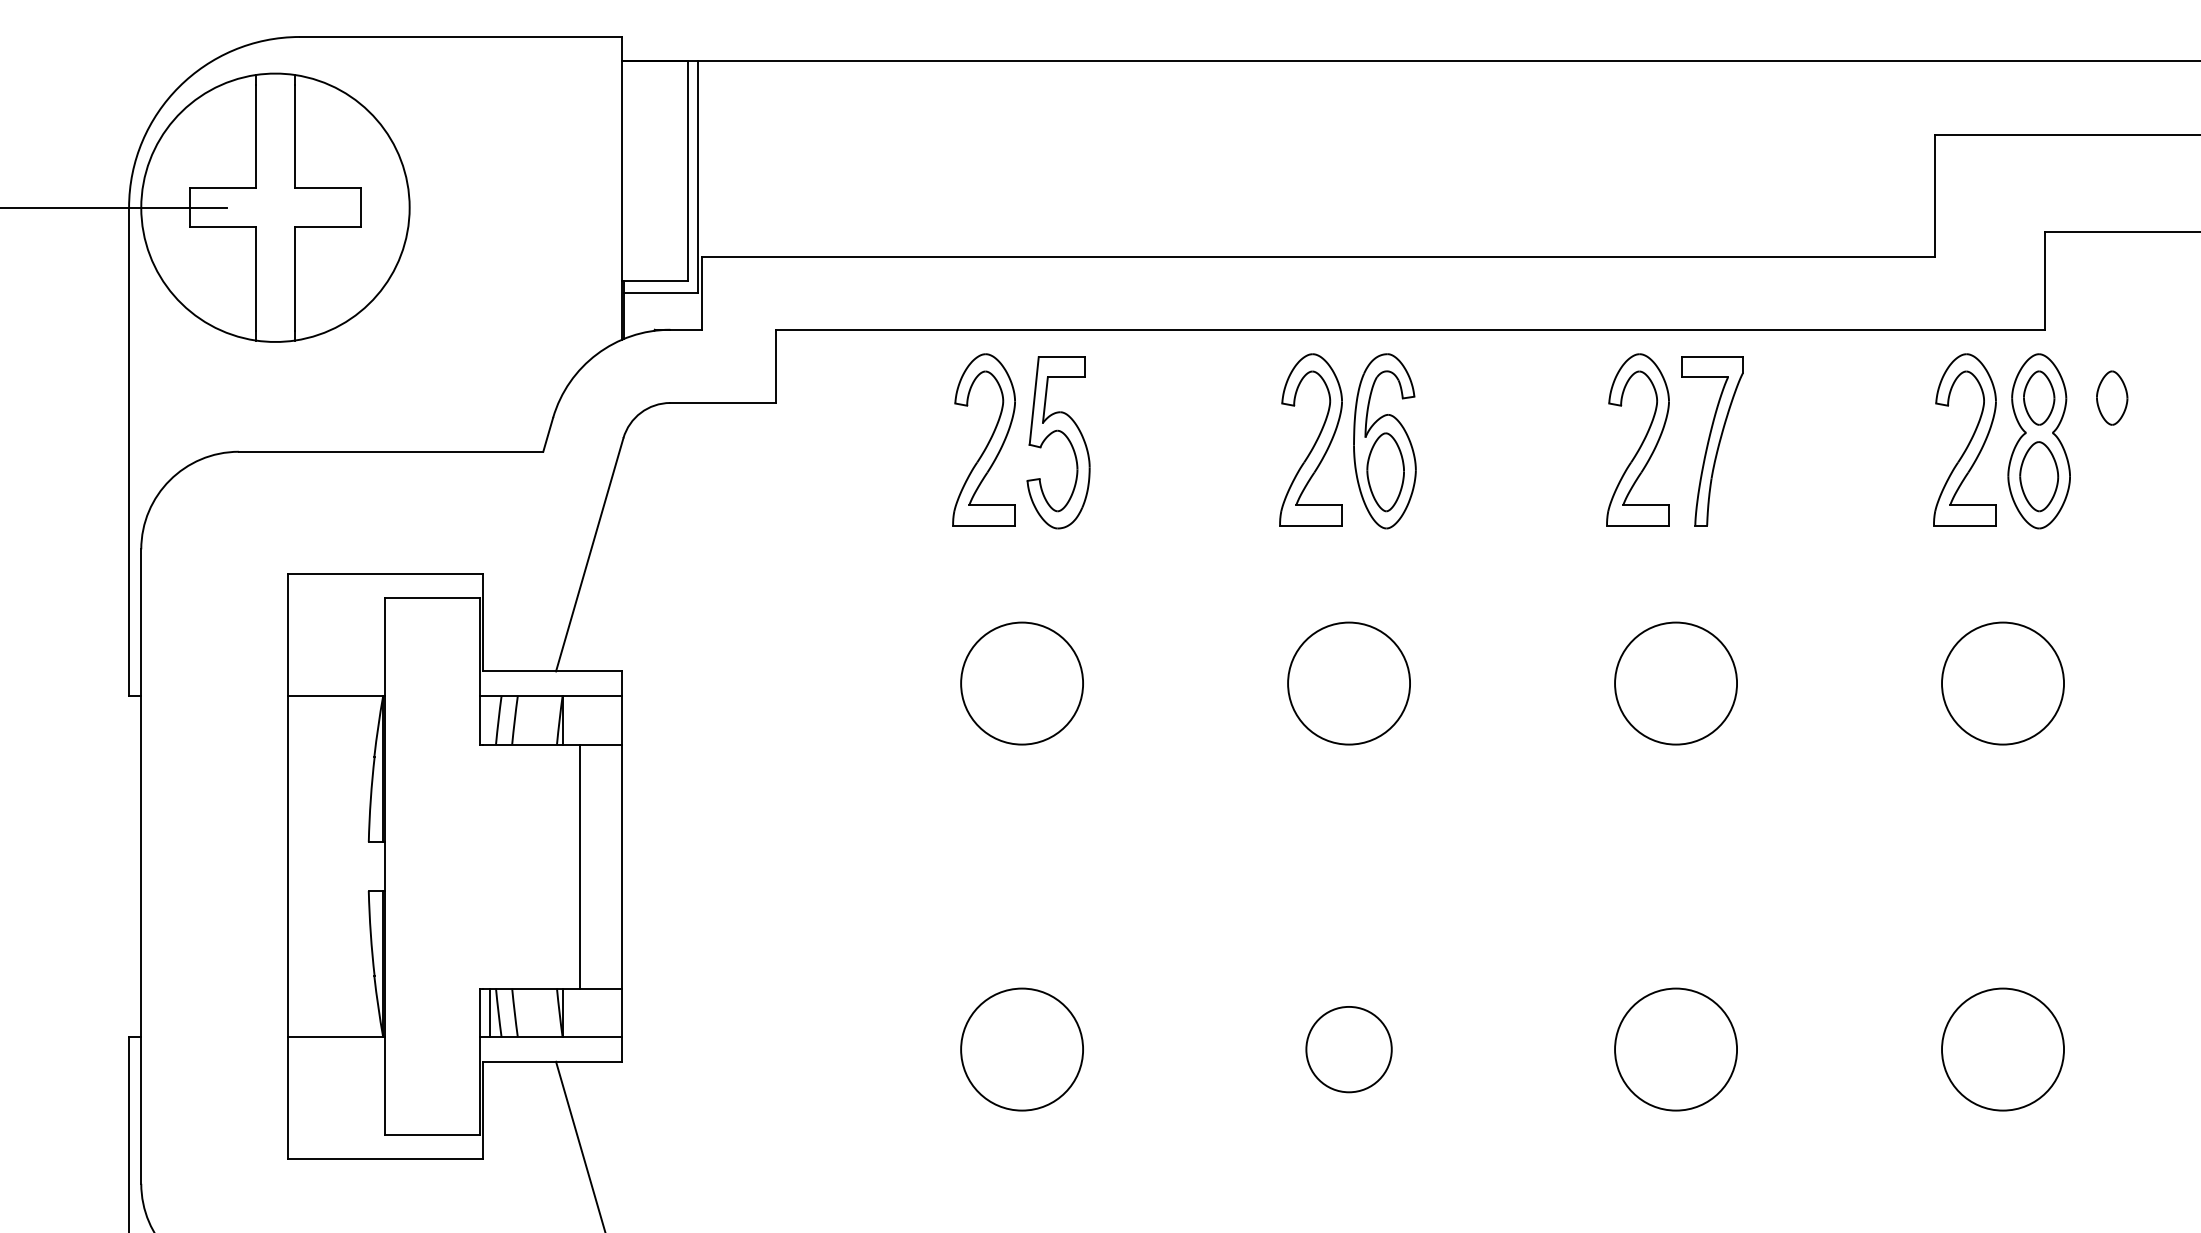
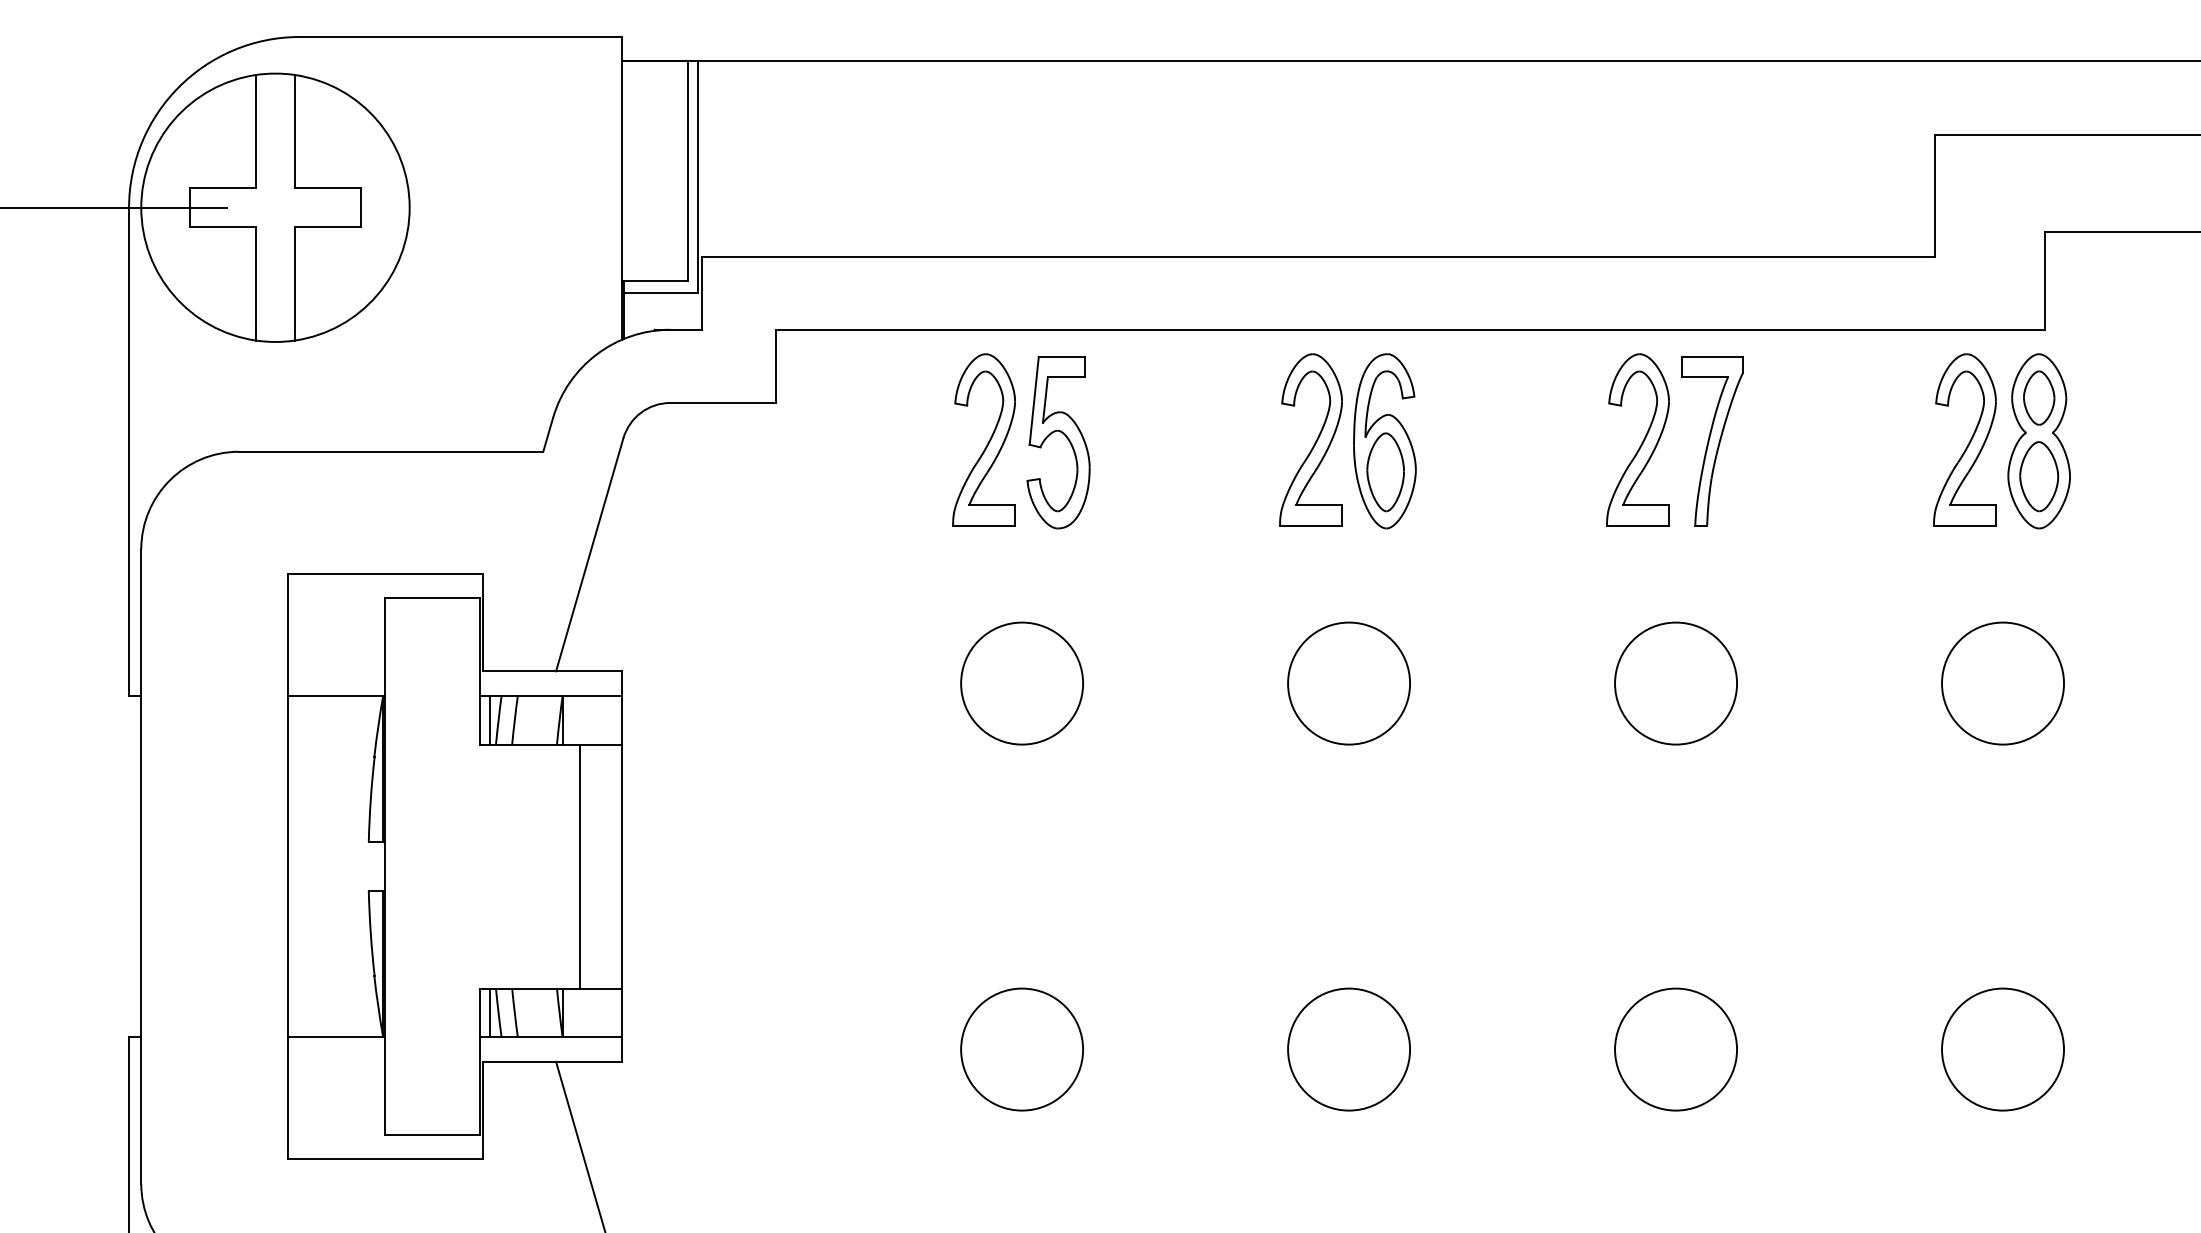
part: present -> none (2112, 397)
line: none -> present (490, 719)
circle diameter: 85 px -> 122 px (1349, 1049)
